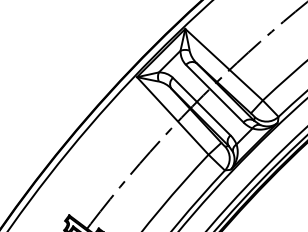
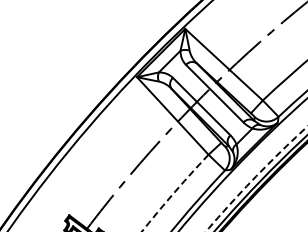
arc: solid -> dashed (255, 177)
arc: solid -> dashed (174, 192)
